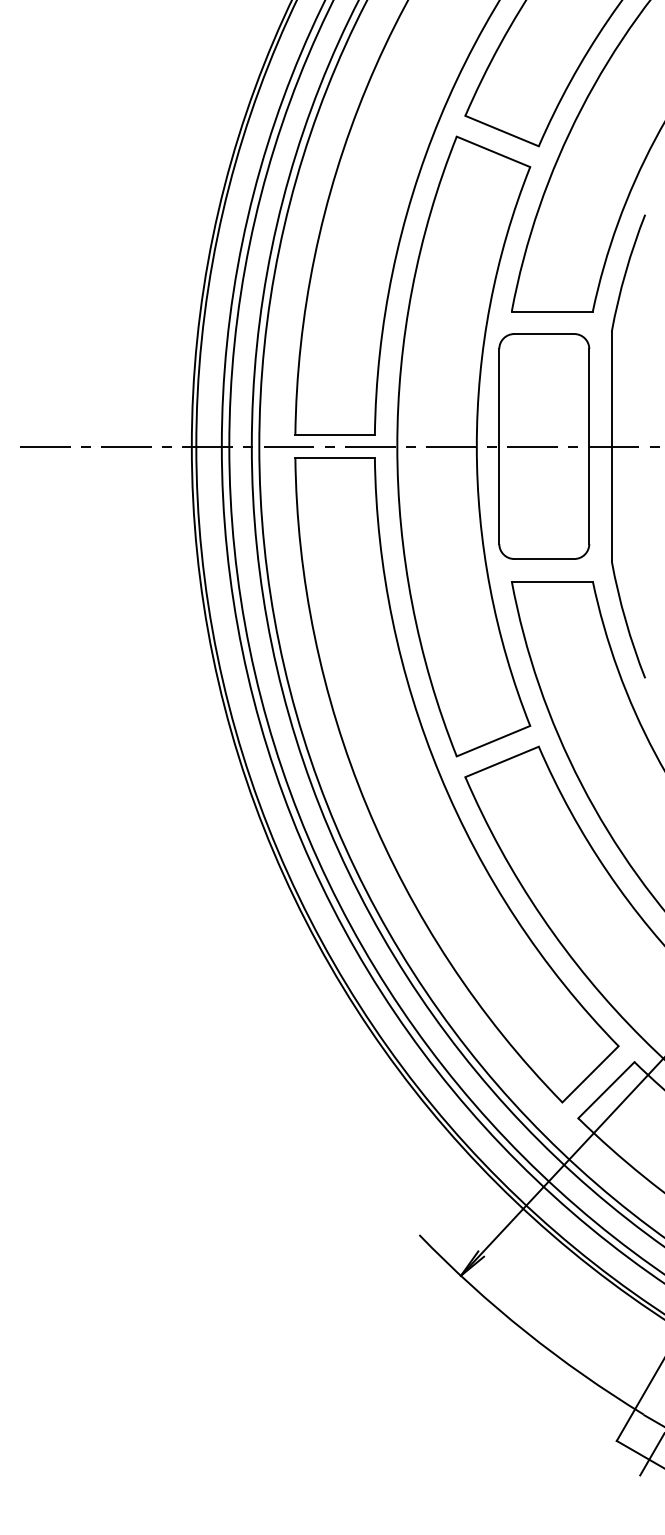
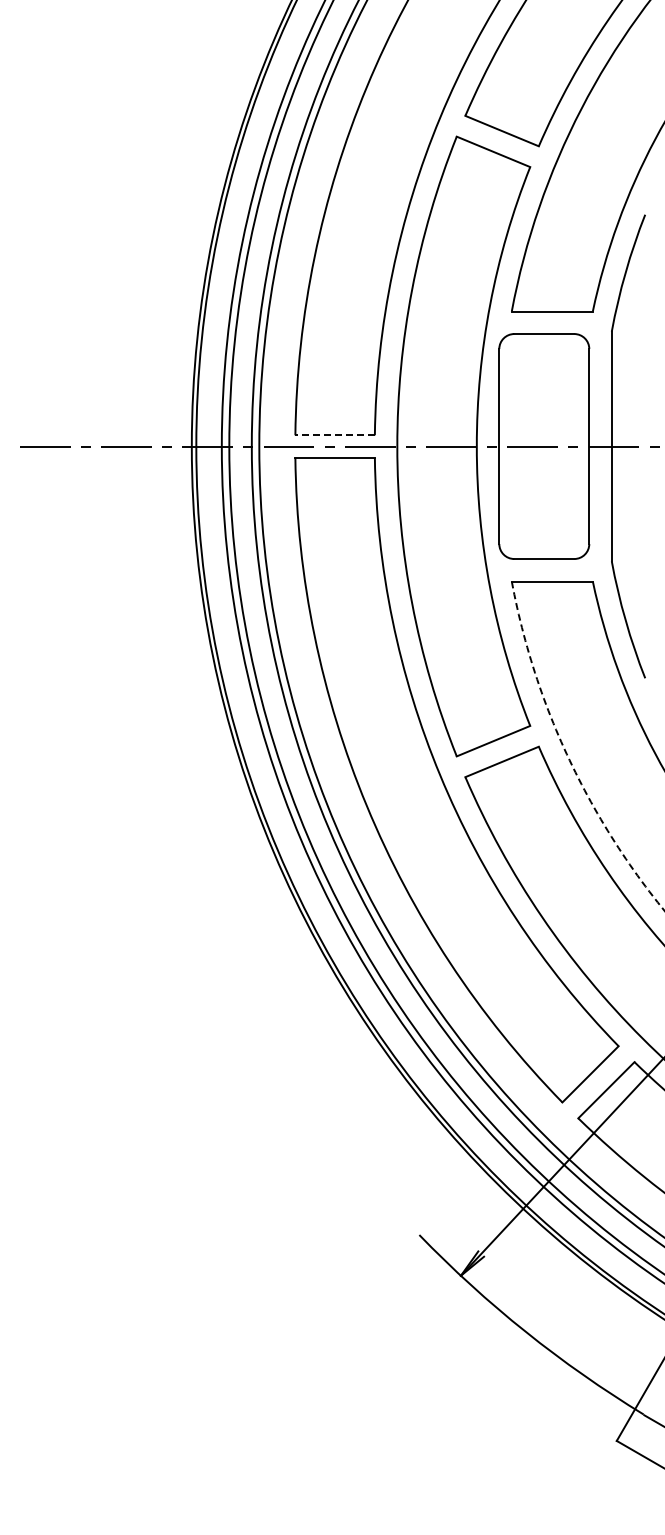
line: solid -> dashed (335, 435)
arc: solid -> dashed (567, 756)
line: present -> none (650, 1457)
